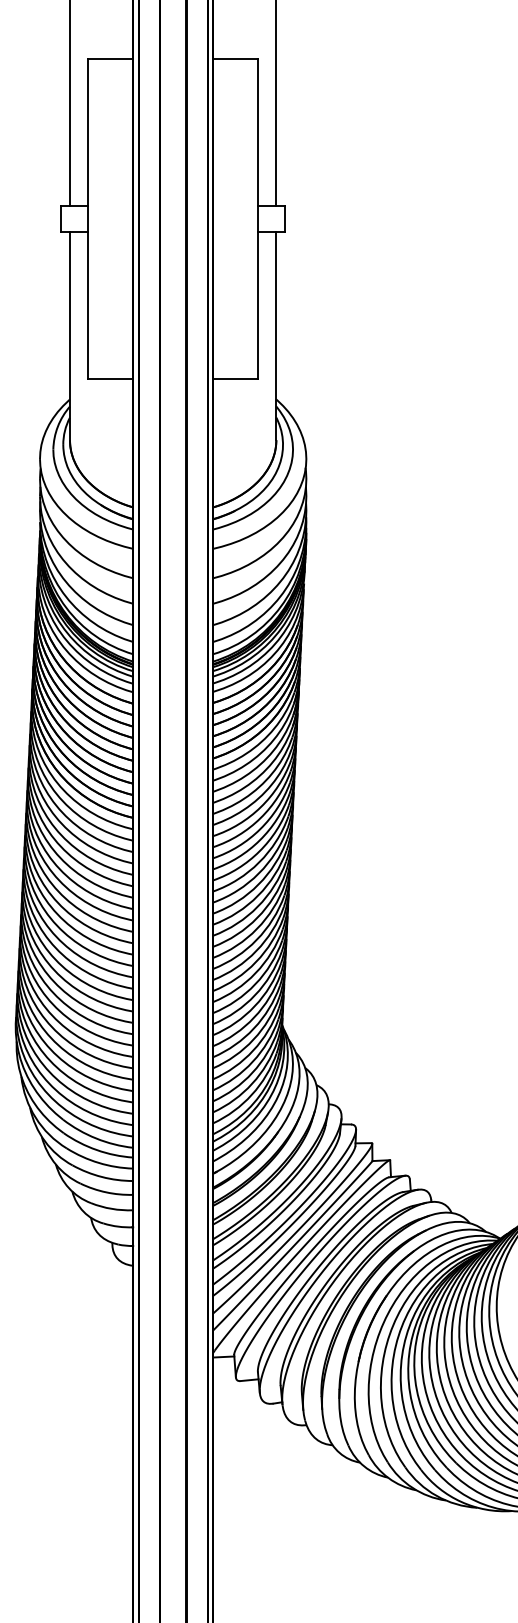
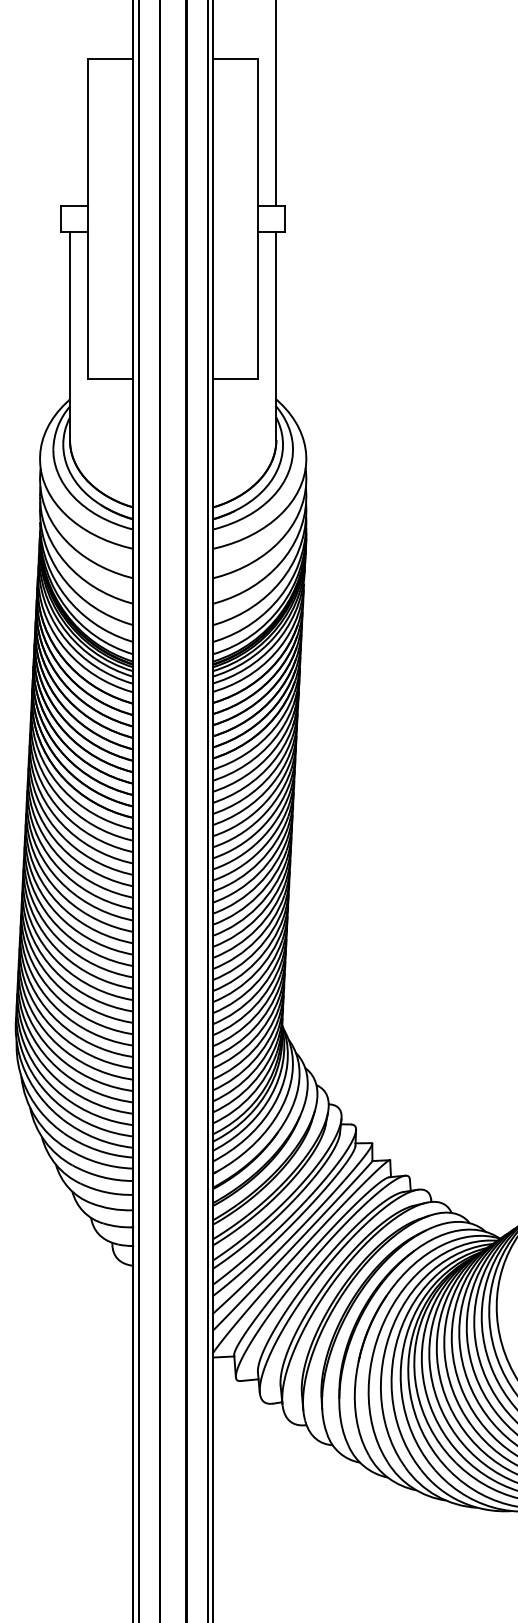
line: present -> none (69, 103)
